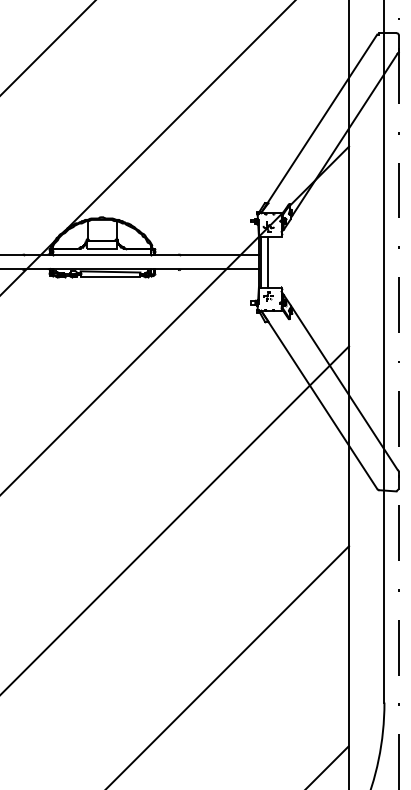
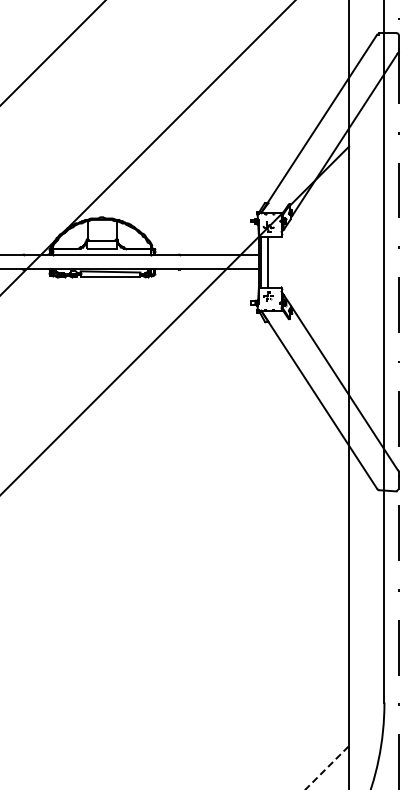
line position: (47, 47) -> (52, 52) (52, 52)
line: present -> none (175, 519)
line: present -> none (228, 666)
line: solid -> dashed (326, 768)
